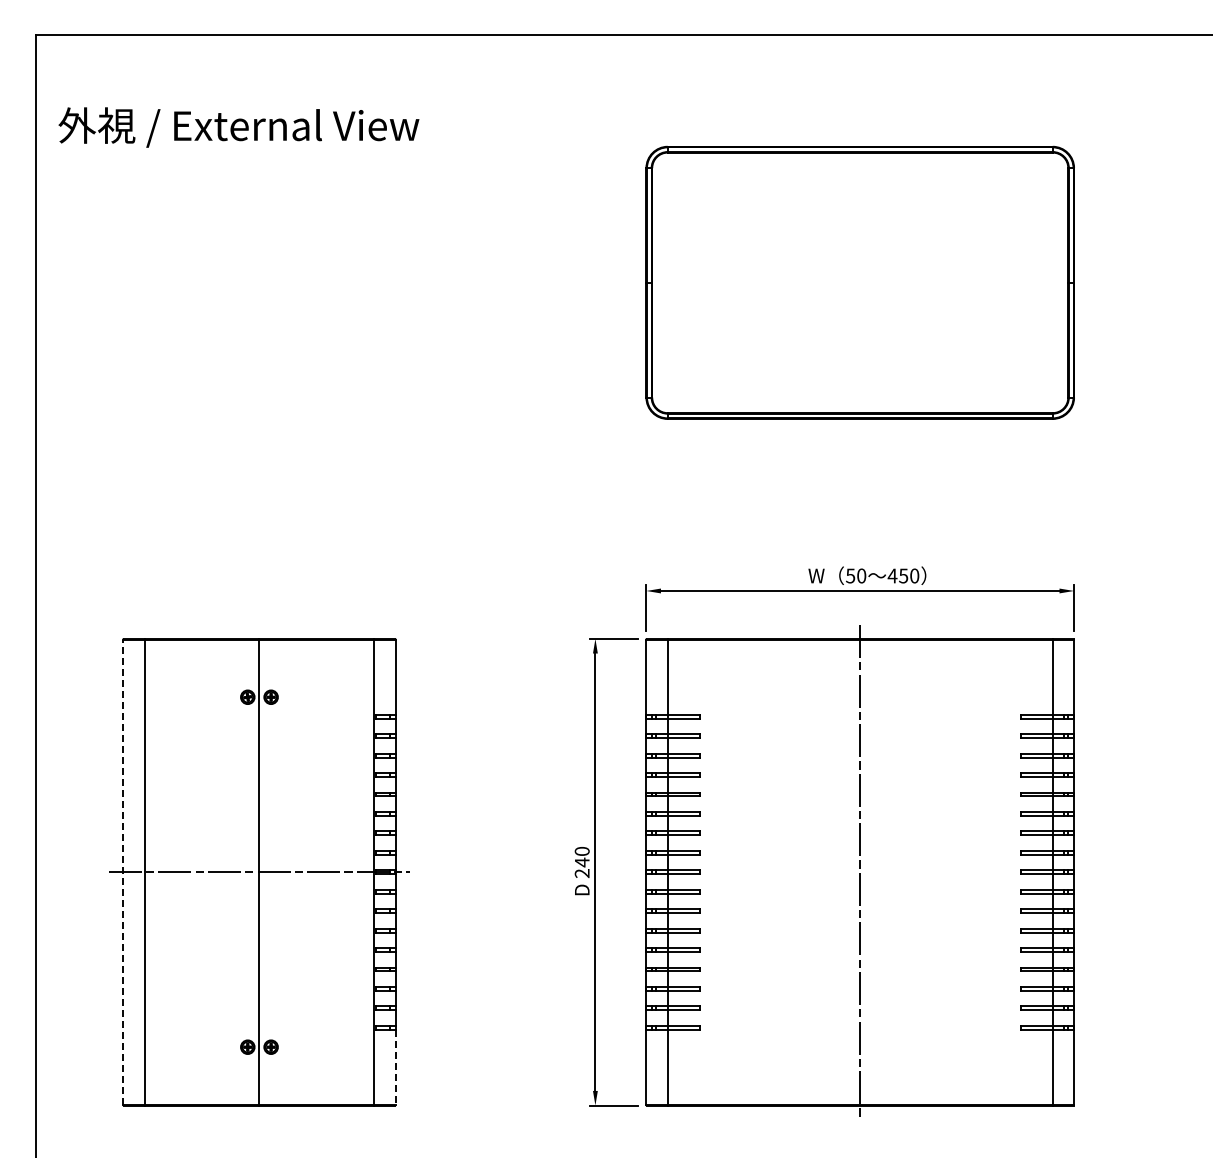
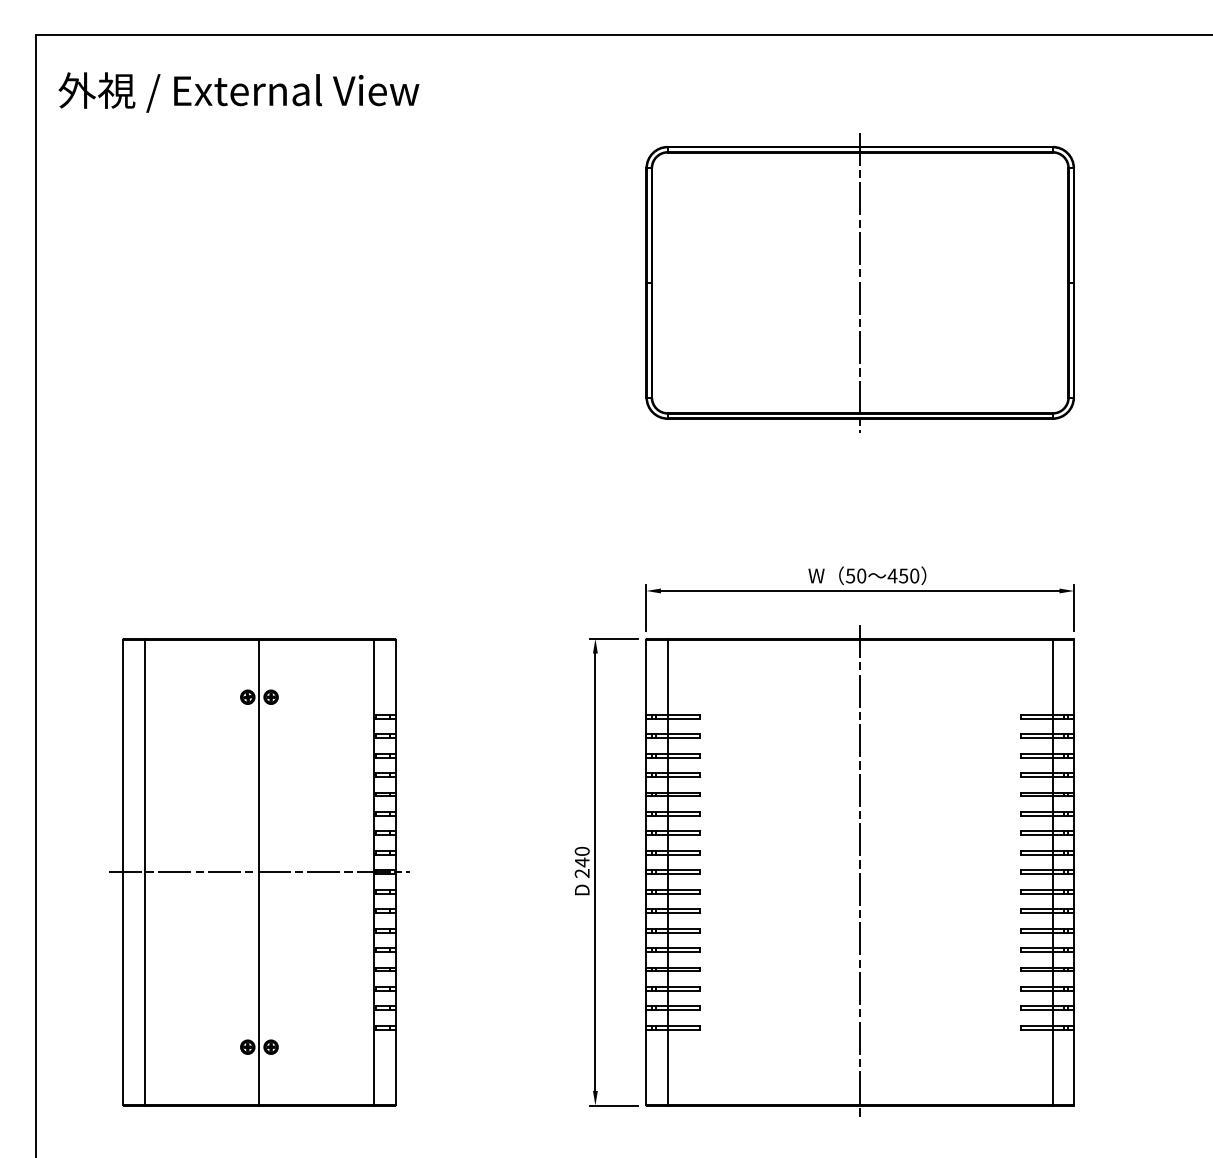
text position: (238, 127) -> (238, 92) (238, 92)
line: none -> present (860, 282)
line: dashed -> solid (123, 872)
line: dashed -> solid (395, 1067)
